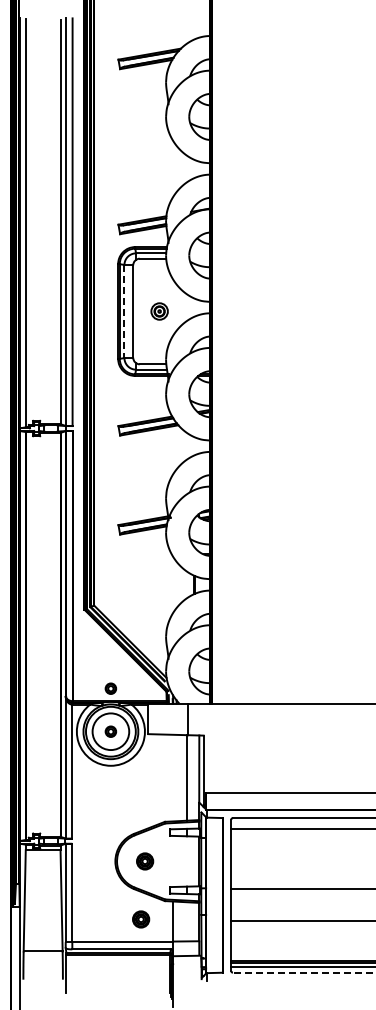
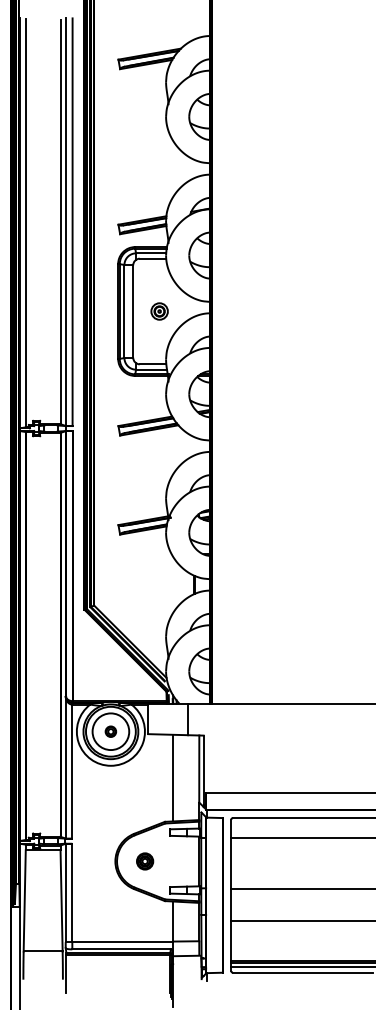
line: dashed -> solid (124, 311)
part: present -> none (110, 688)
line position: (187, 777) -> (173, 777) (173, 777)
line position: (301, 829) -> (301, 838) (301, 838)
part: present -> none (141, 919)
line: dashed -> solid (302, 972)
